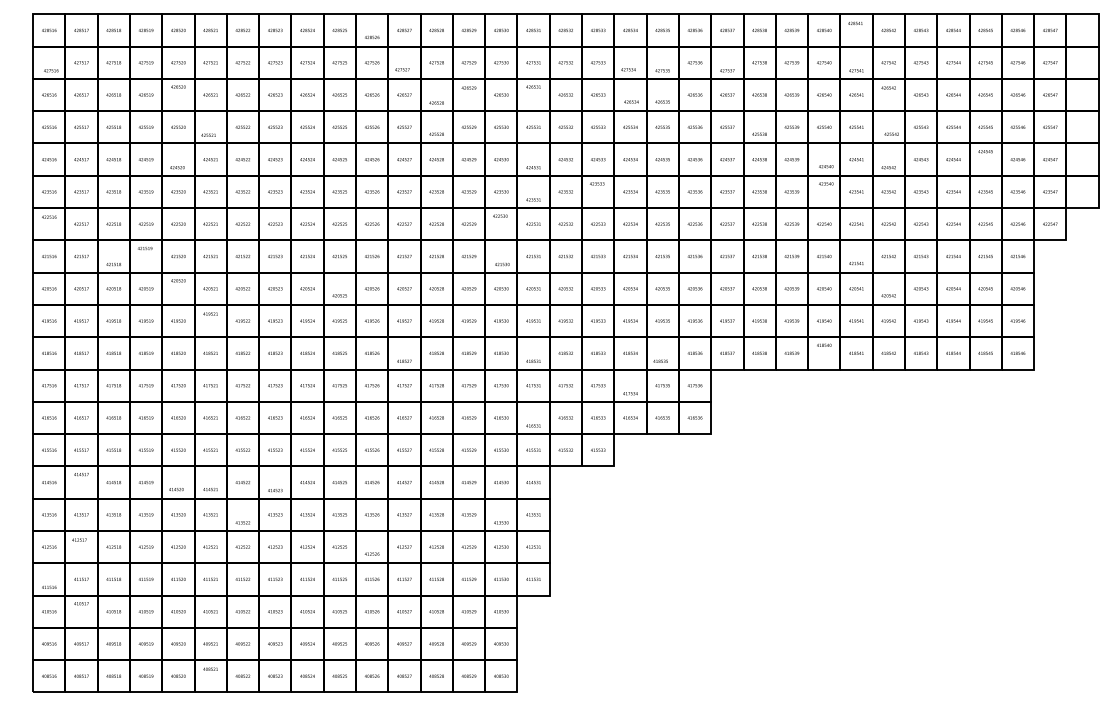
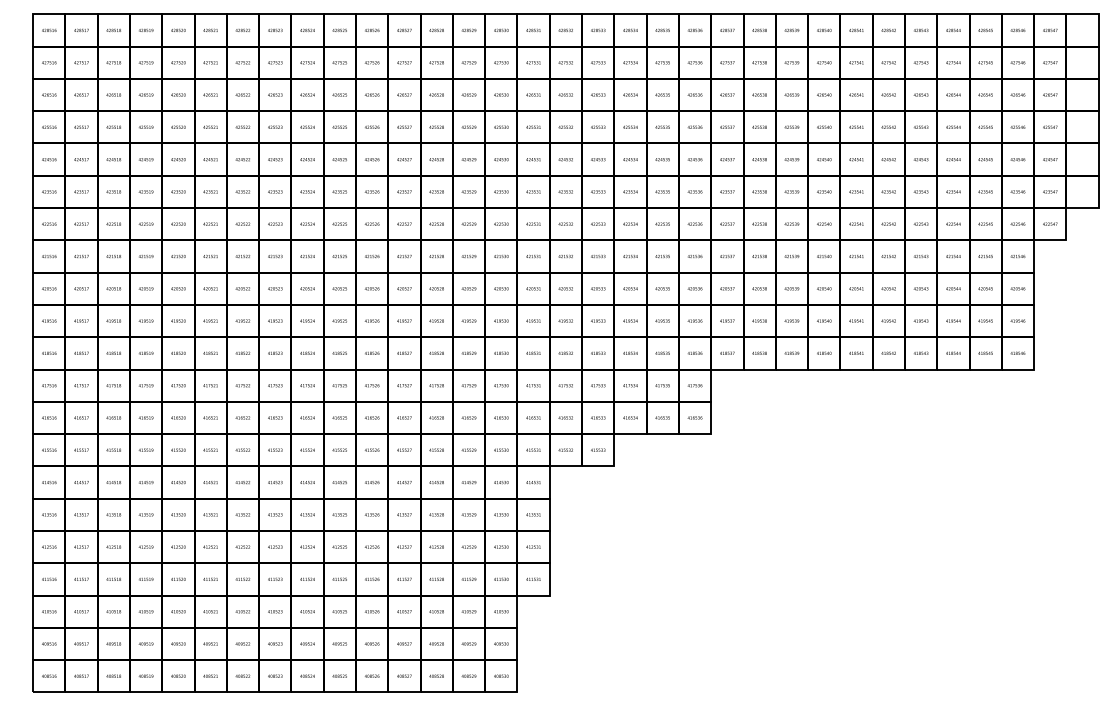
text position: (855, 22) -> (856, 29) (856, 29)
text position: (372, 36) -> (372, 29) (372, 29)
text position: (402, 69) -> (404, 62) (404, 62)
text position: (628, 69) -> (630, 62) (630, 62)
text position: (51, 70) -> (49, 62) (49, 62)
text position: (662, 70) -> (662, 62) (662, 62)
text position: (727, 70) -> (727, 62) (727, 62)
text position: (856, 70) -> (856, 62) (856, 62)
text position: (178, 86) -> (178, 94) (178, 94)
text position: (533, 86) -> (533, 94) (533, 94)
text position: (468, 87) -> (468, 94) (468, 94)
text position: (888, 87) -> (888, 94) (888, 94)
text position: (631, 101) -> (630, 94) (630, 94)
text position: (662, 101) -> (662, 94) (662, 94)
text position: (436, 102) -> (436, 94) (436, 94)
text position: (436, 133) -> (436, 126) (436, 126)
text position: (759, 133) -> (759, 126) (759, 126)
text position: (891, 133) -> (888, 126) (888, 126)
text position: (208, 134) -> (210, 126) (210, 126)
text position: (985, 151) -> (985, 159) (985, 159)
text position: (826, 166) -> (824, 159) (824, 159)
text position: (177, 167) -> (178, 159) (178, 159)
text position: (533, 167) -> (533, 159) (533, 159)
text position: (888, 167) -> (888, 159) (888, 159)
text position: (597, 183) -> (598, 191) (598, 191)
text position: (826, 183) -> (824, 191) (824, 191)
text position: (533, 199) -> (533, 191) (533, 191)
text position: (500, 215) -> (501, 223) (501, 223)
text position: (49, 216) -> (49, 223) (49, 223)
text position: (145, 248) -> (146, 256) (146, 256)
text position: (856, 263) -> (856, 256) (856, 256)
text position: (113, 264) -> (113, 256) (113, 256)
text position: (502, 264) -> (501, 256) (501, 256)
text position: (178, 280) -> (178, 288) (178, 288)
text position: (339, 295) -> (339, 288) (339, 288)
text position: (888, 295) -> (888, 288) (888, 288)
text position: (210, 313) -> (210, 320) (210, 320)
text position: (824, 344) -> (824, 352) (824, 352)
text position: (404, 360) -> (404, 352) (404, 352)
text position: (533, 360) -> (533, 352) (533, 352)
text position: (660, 360) -> (662, 352) (662, 352)
text position: (630, 393) -> (630, 385) (630, 385)
text position: (533, 425) -> (533, 417) (533, 417)
text position: (81, 474) -> (81, 482) (81, 482)
text position: (176, 489) -> (178, 482) (178, 482)
text position: (210, 489) -> (210, 482) (210, 482)
text position: (275, 490) -> (275, 482) (275, 482)
text position: (242, 522) -> (242, 514) (242, 514)
text position: (501, 522) -> (501, 514) (501, 514)
text position: (79, 539) -> (81, 546) (81, 546)
text position: (371, 553) -> (371, 546) (371, 546)
text position: (49, 586) -> (49, 578) (49, 578)
text position: (81, 603) -> (81, 611) (81, 611)
text position: (210, 668) -> (210, 675) (210, 675)
